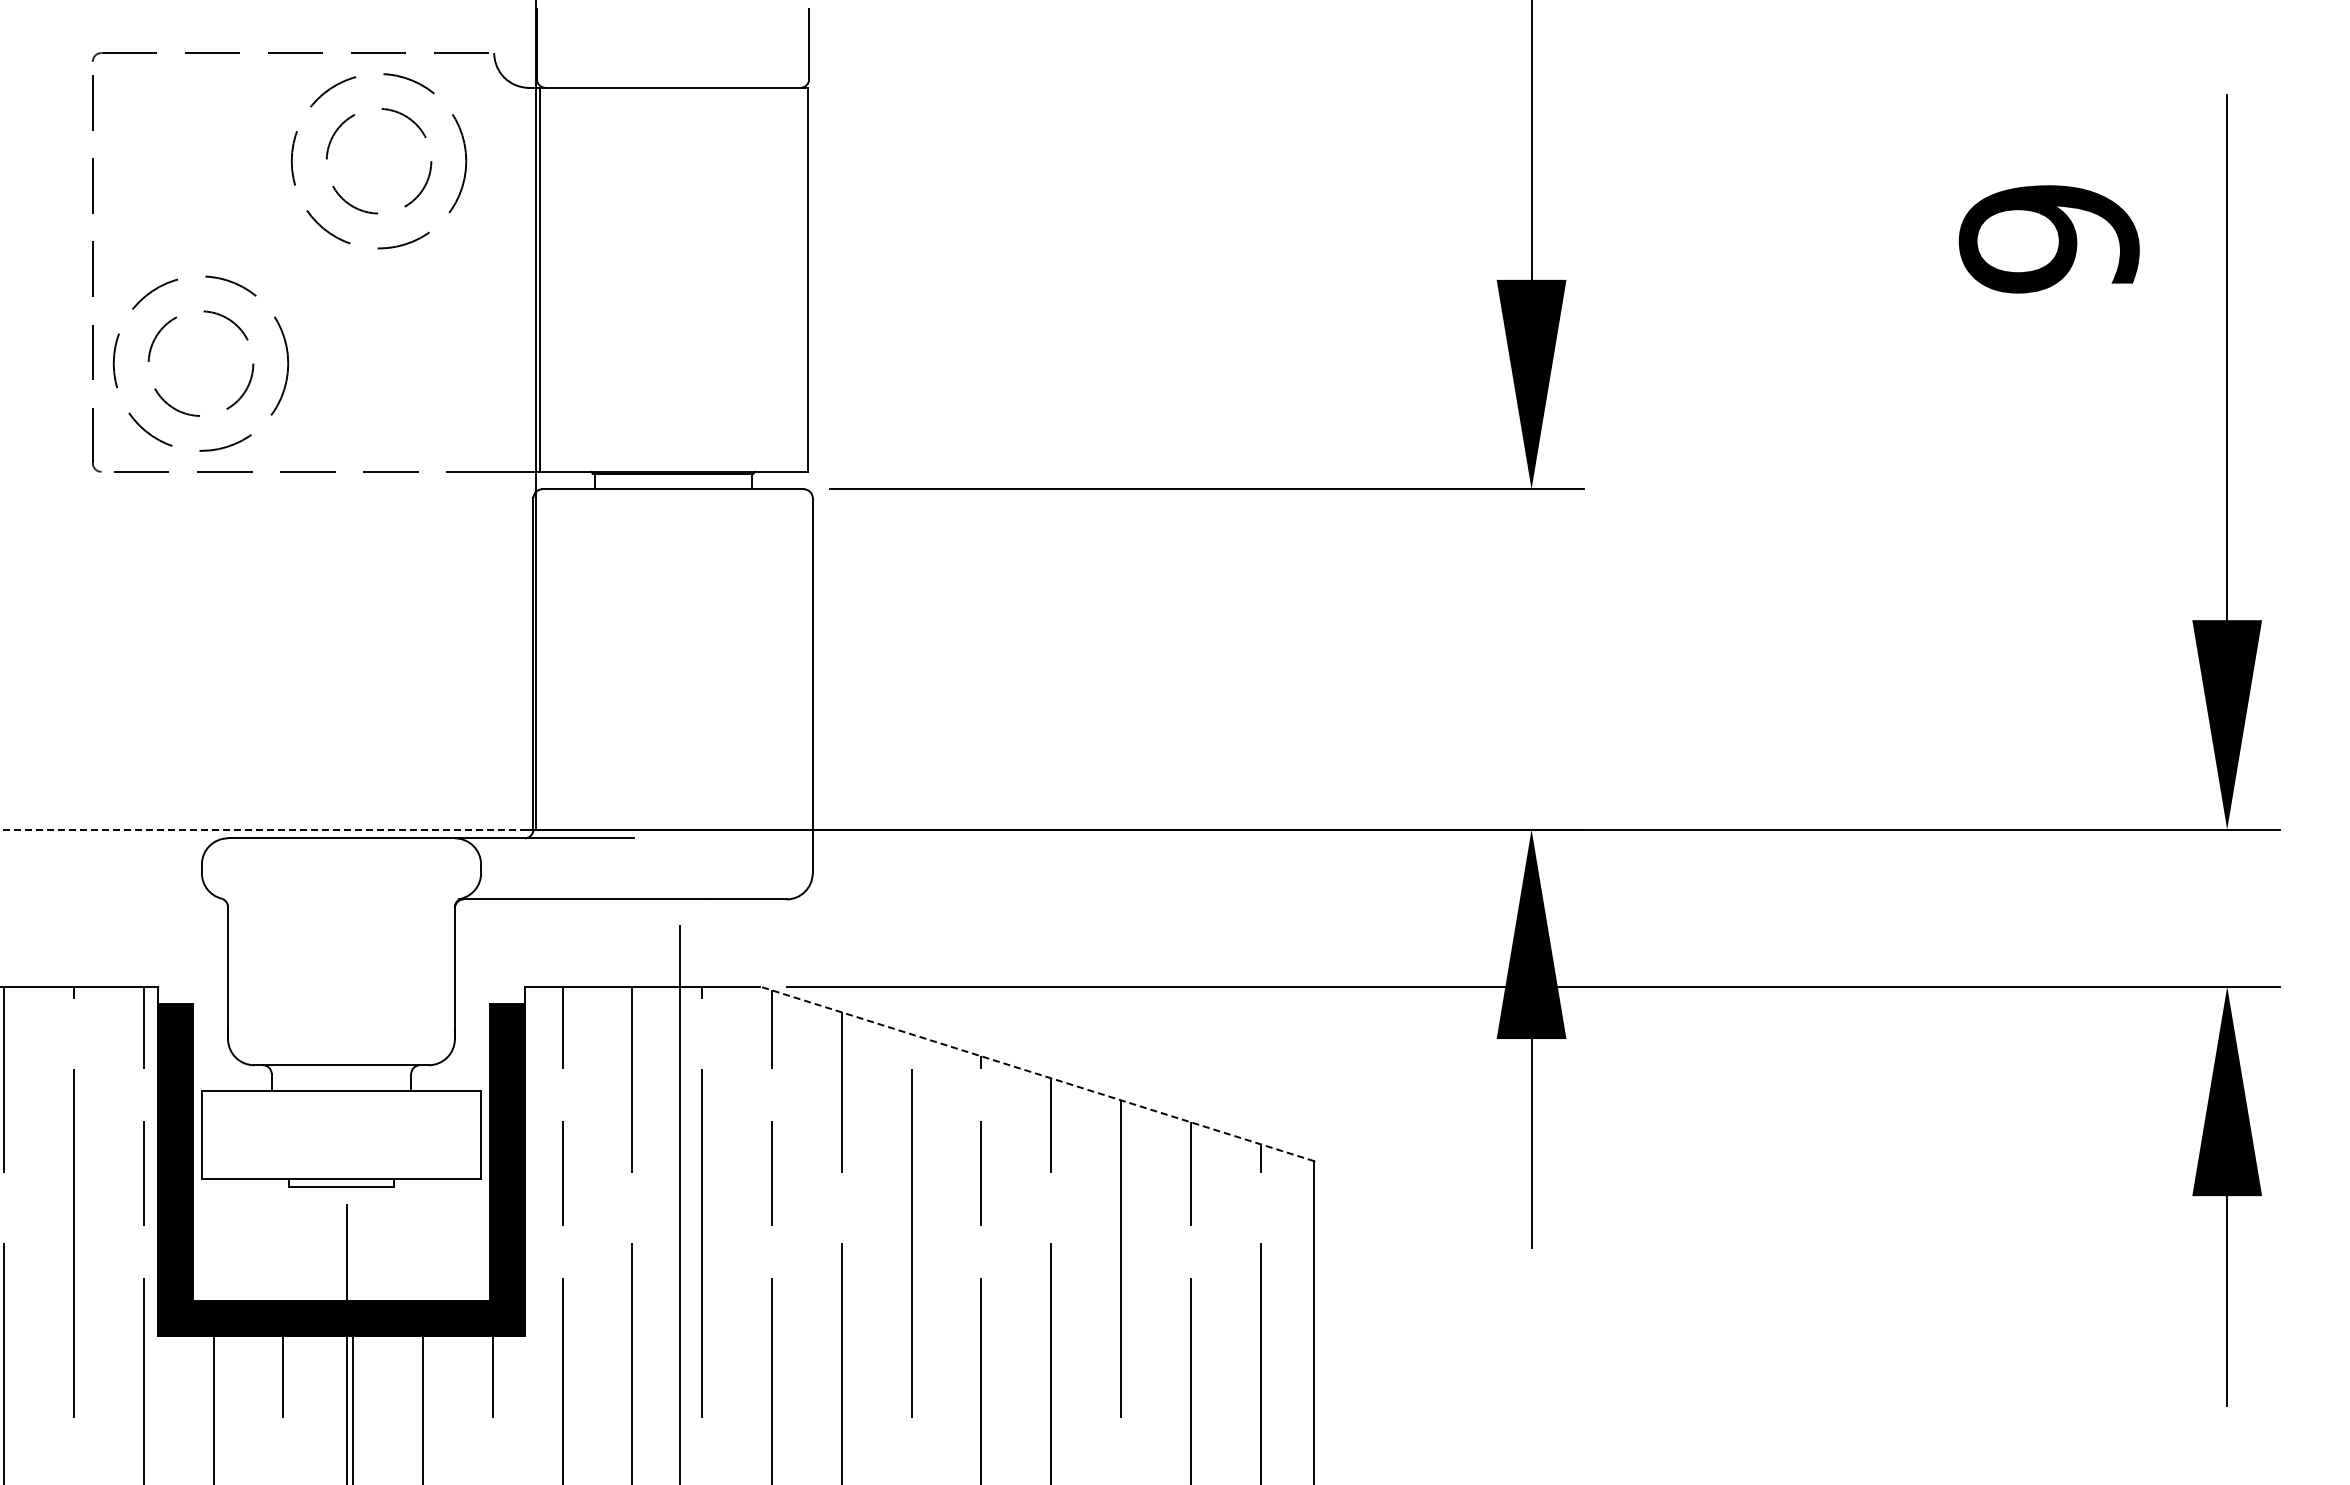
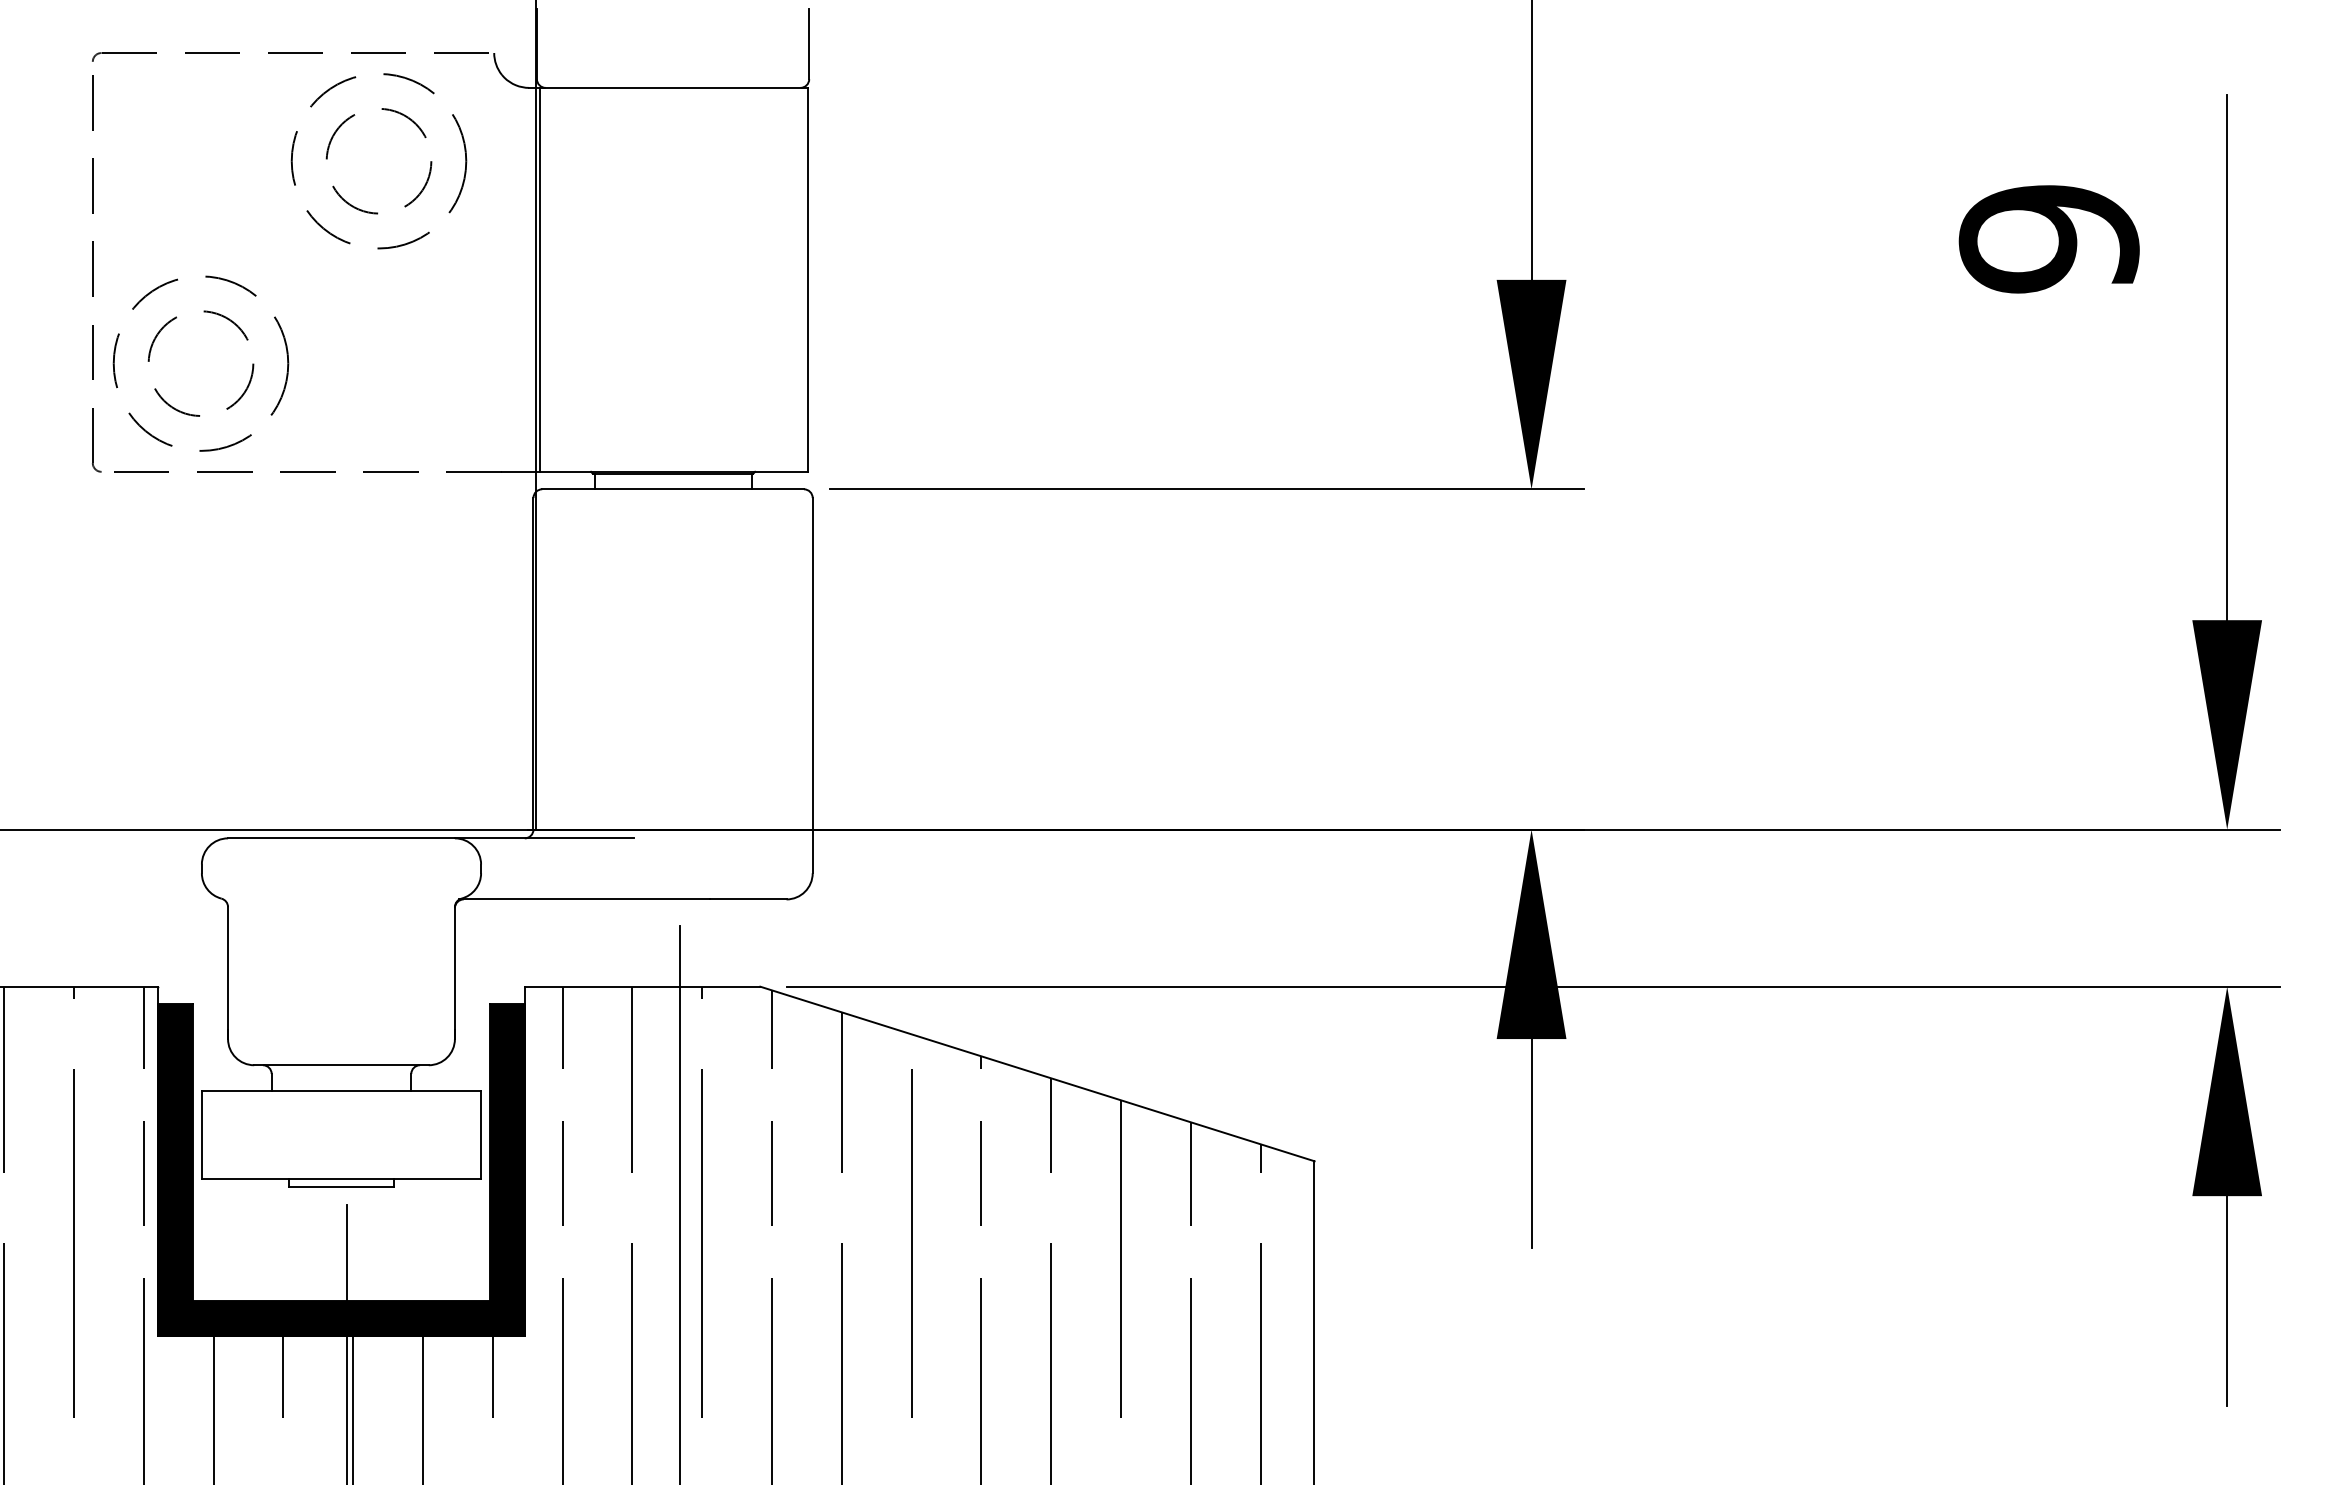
line: dashed -> solid (268, 829)
line: dashed -> solid (1036, 1073)
